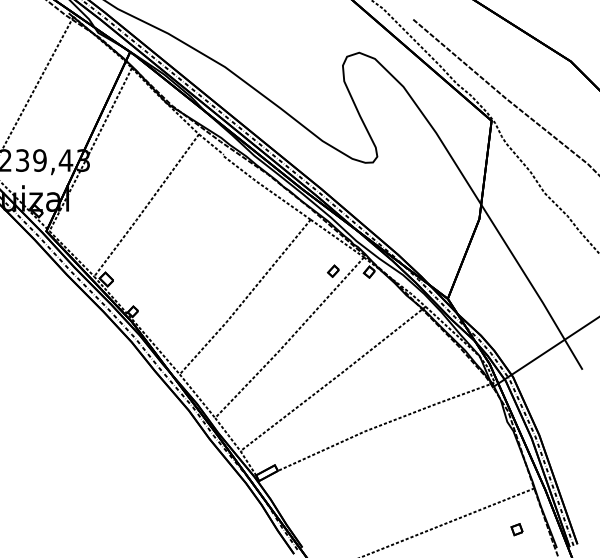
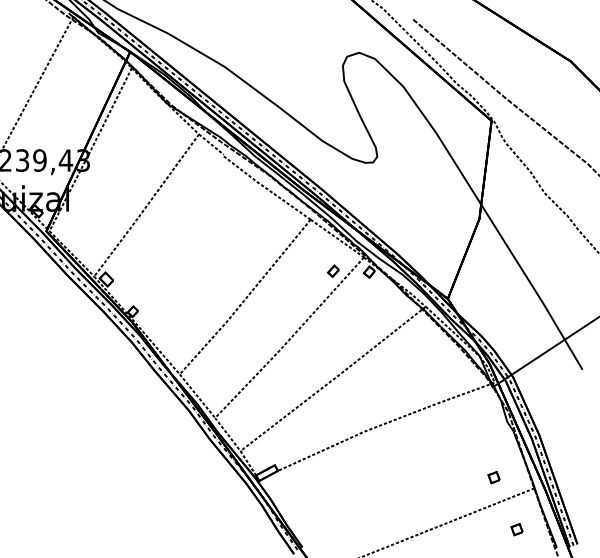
part: none -> present (493, 477)
